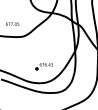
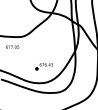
text position: (12, 23) -> (12, 46) (12, 46)
